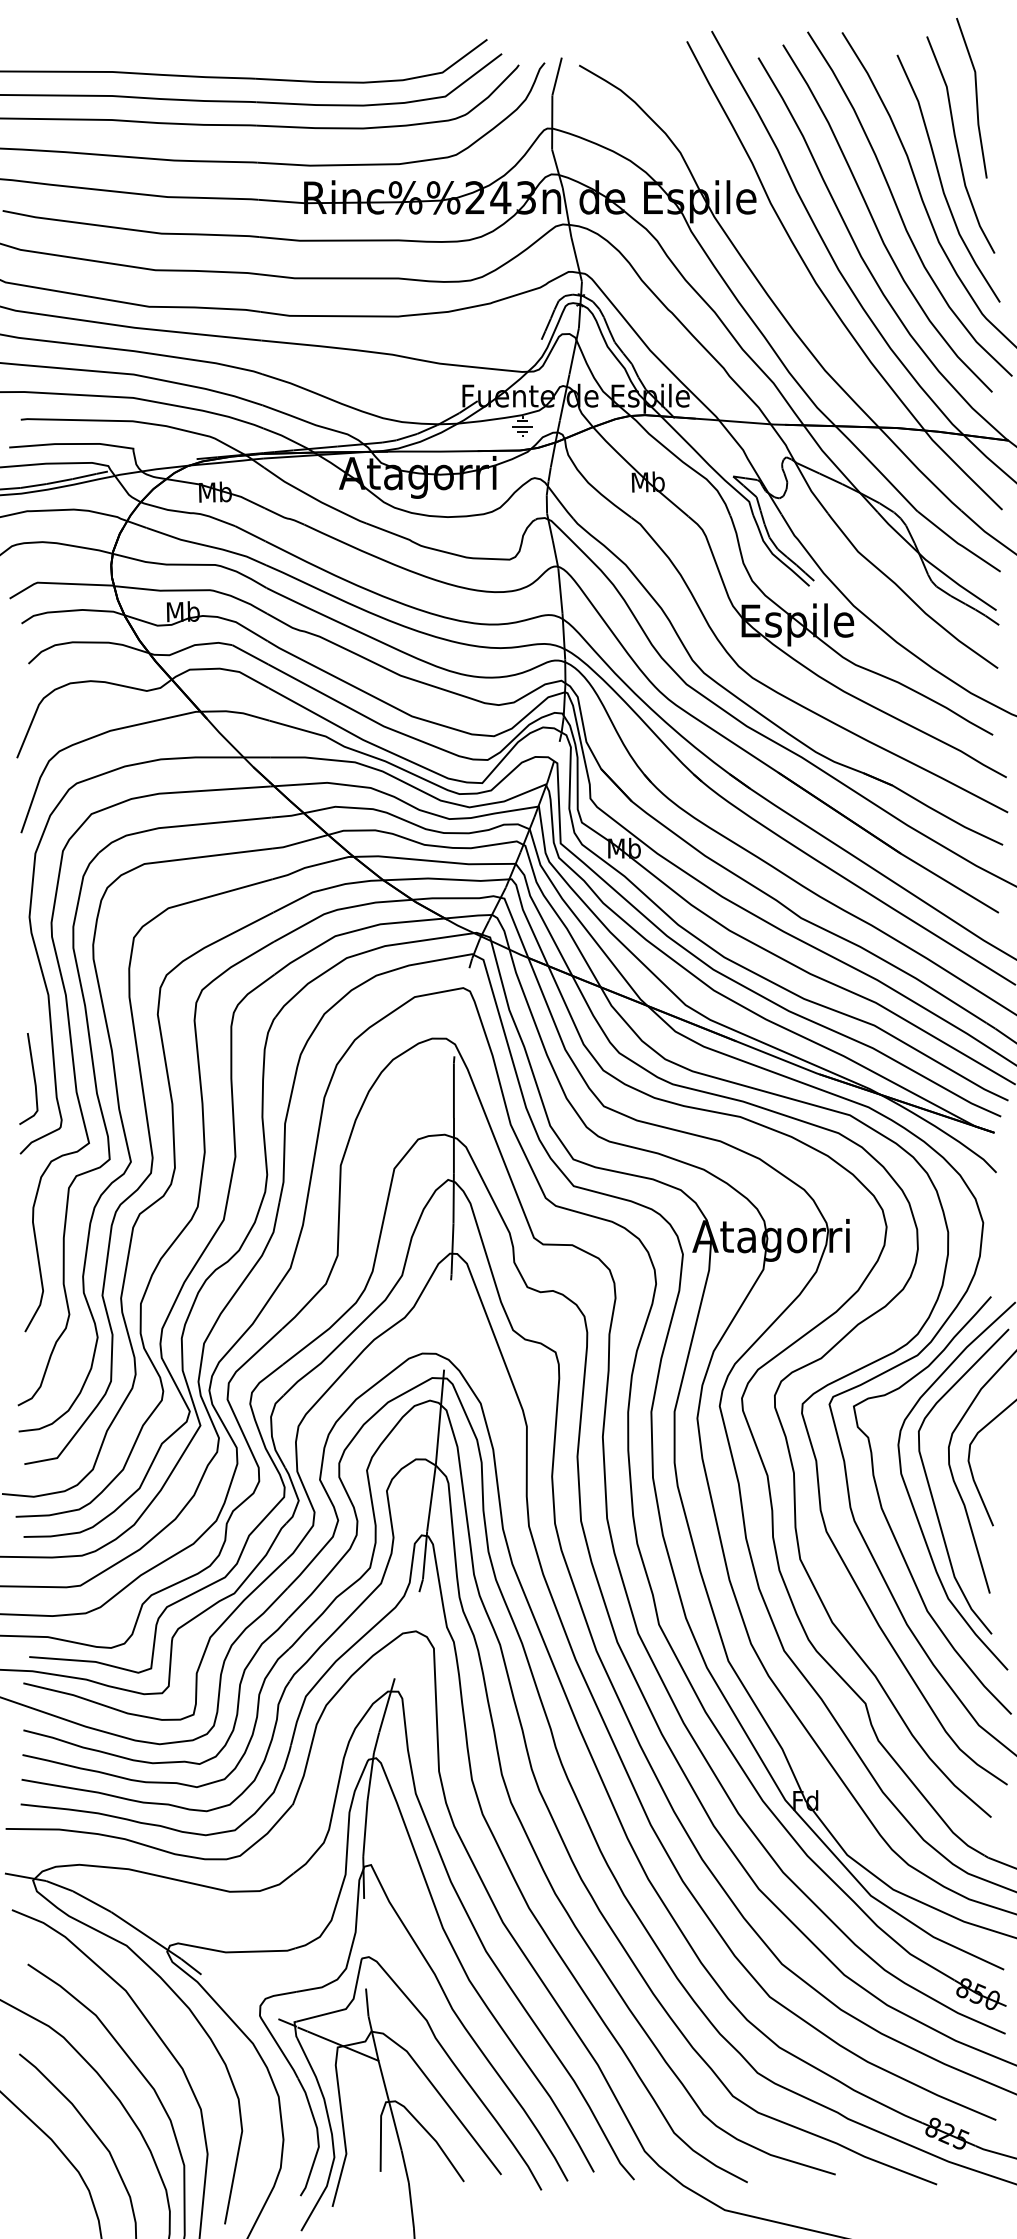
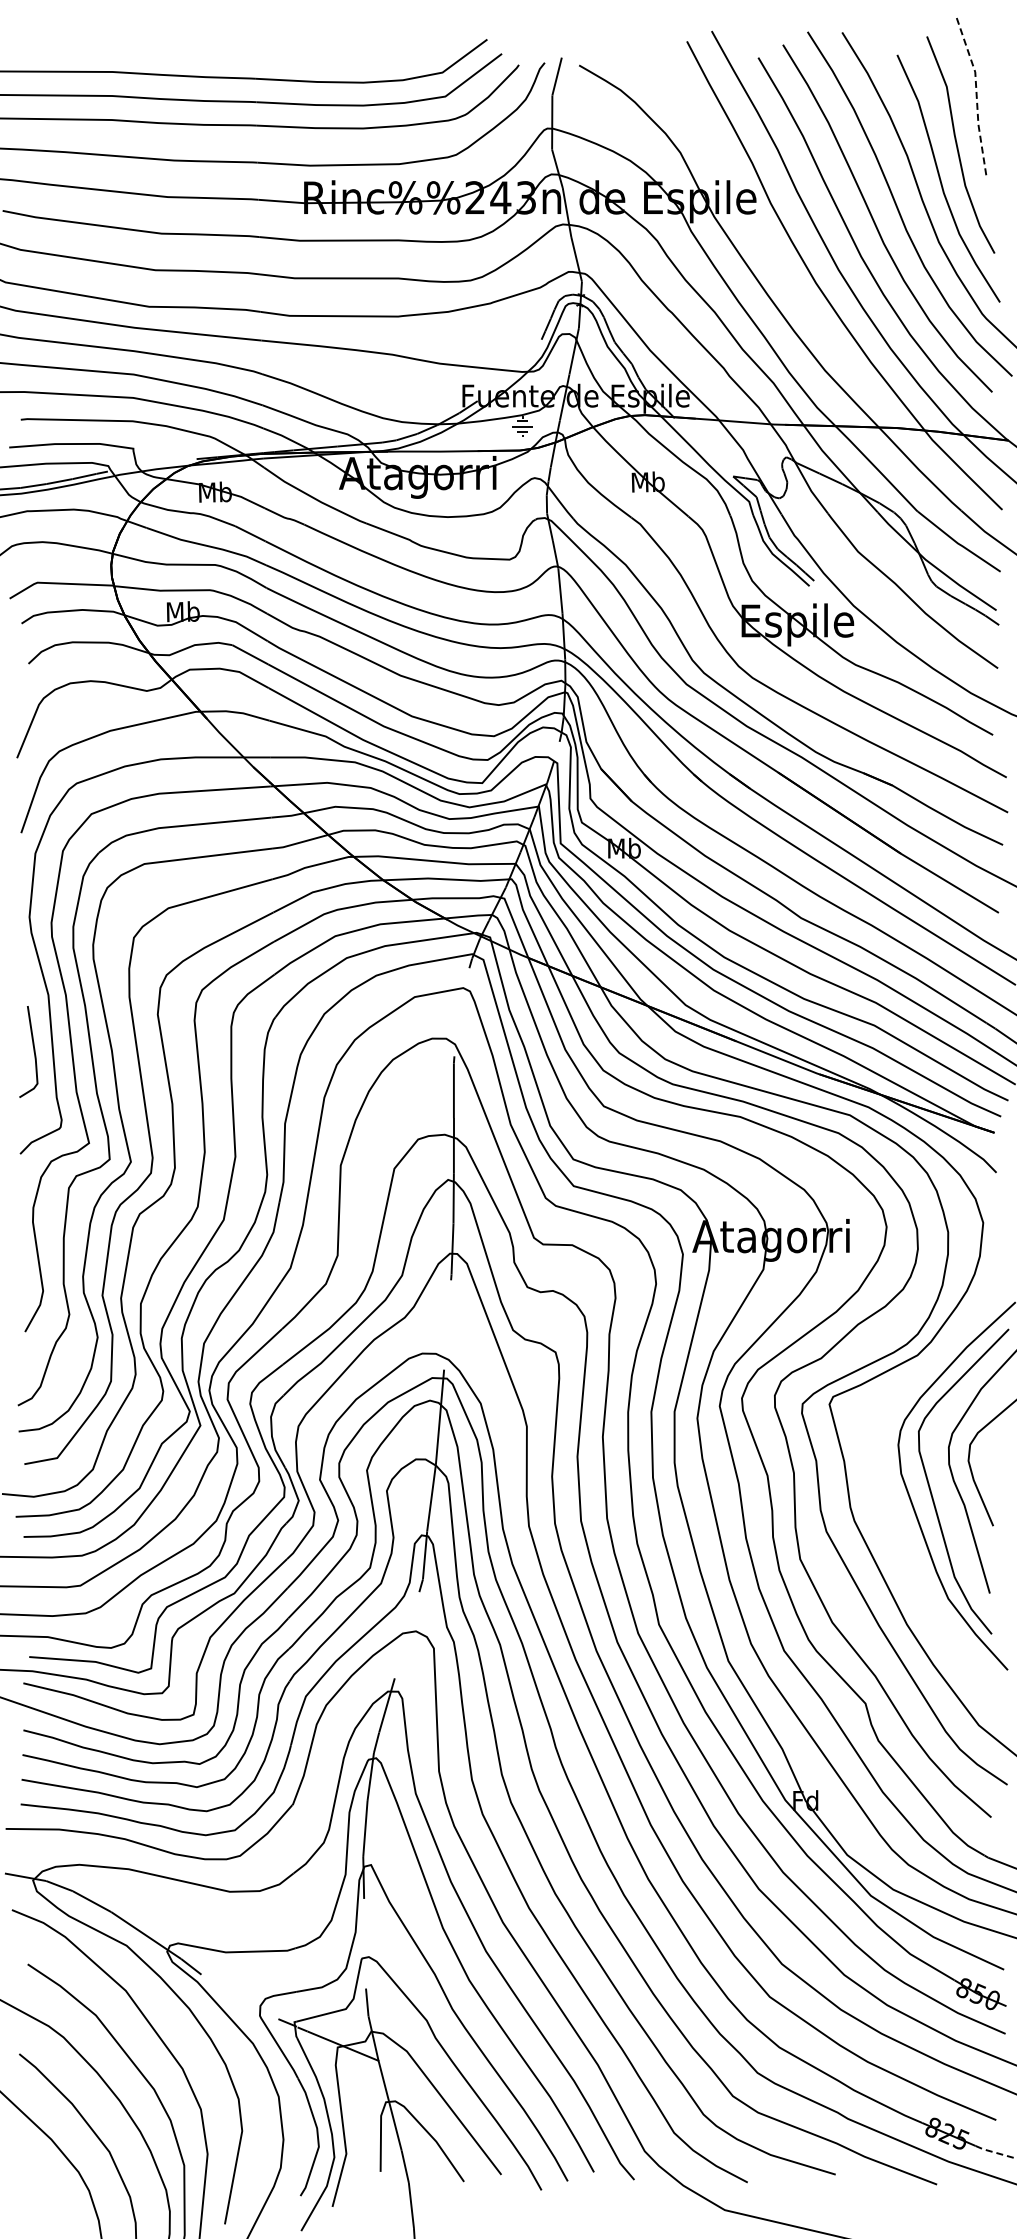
line: solid -> dashed (976, 96)
line position: (33, 1078) -> (33, 1051) (33, 1051)
curve: present -> none (888, 1520)
line: solid -> dashed (995, 2152)
